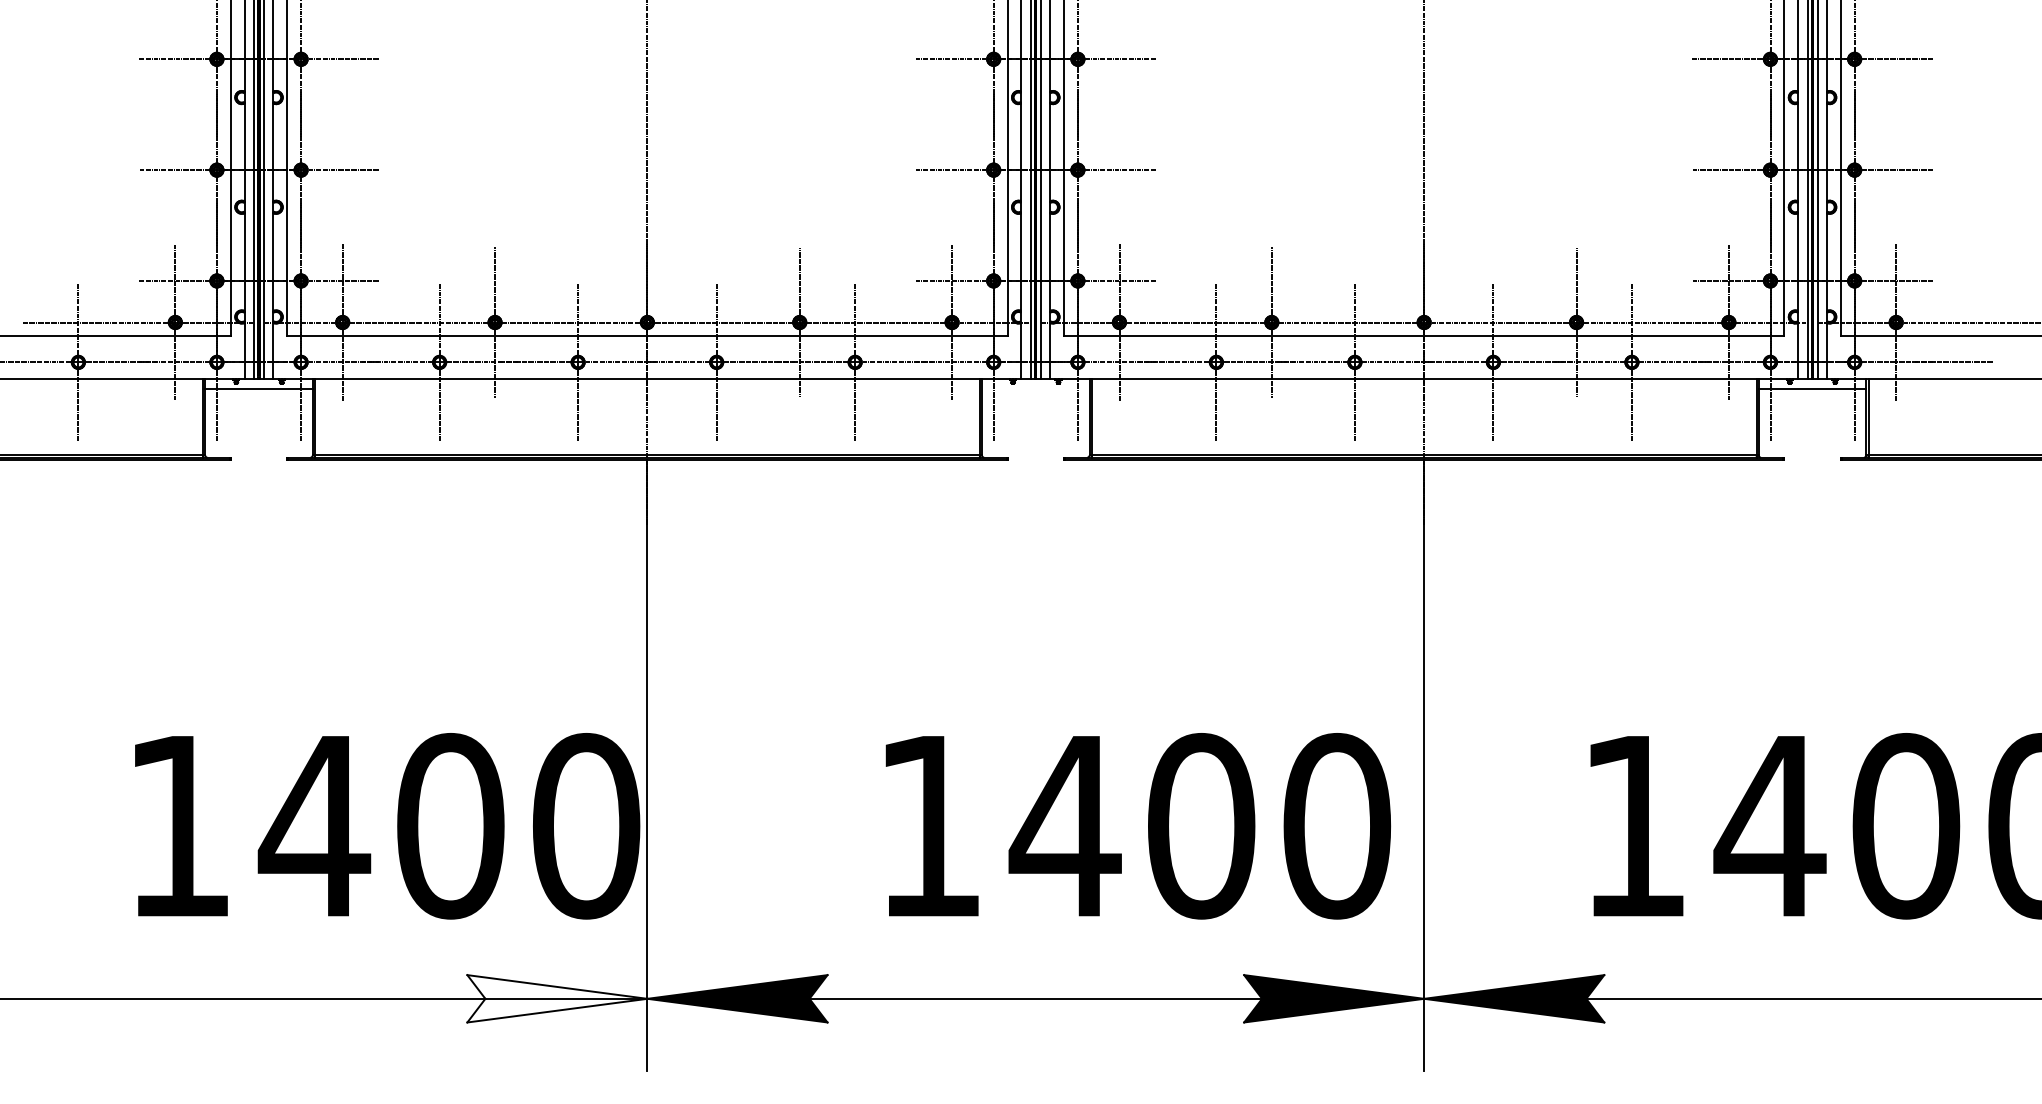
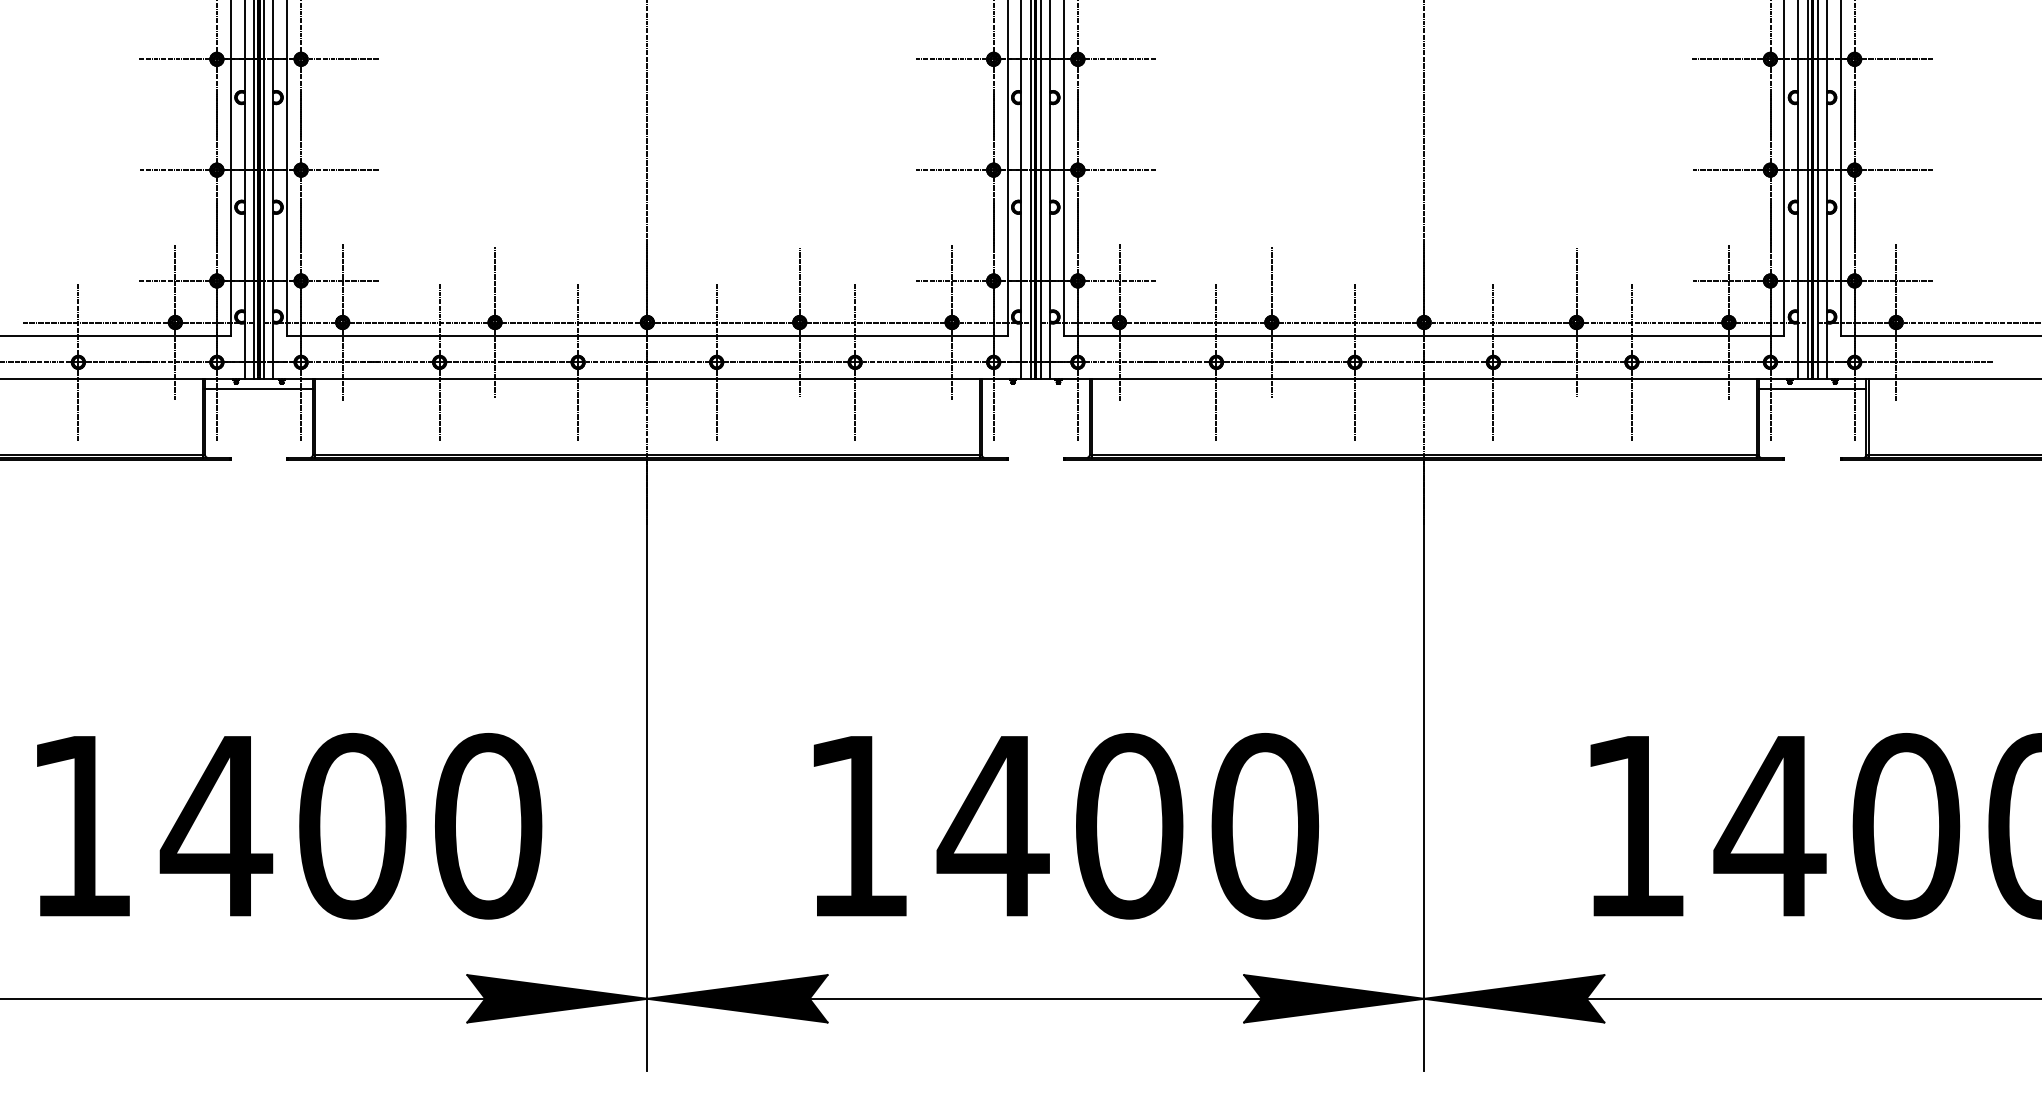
text position: (387, 826) -> (289, 826) (289, 826)
text position: (1137, 826) -> (1065, 826) (1065, 826)
fill: none -> present (557, 998)
